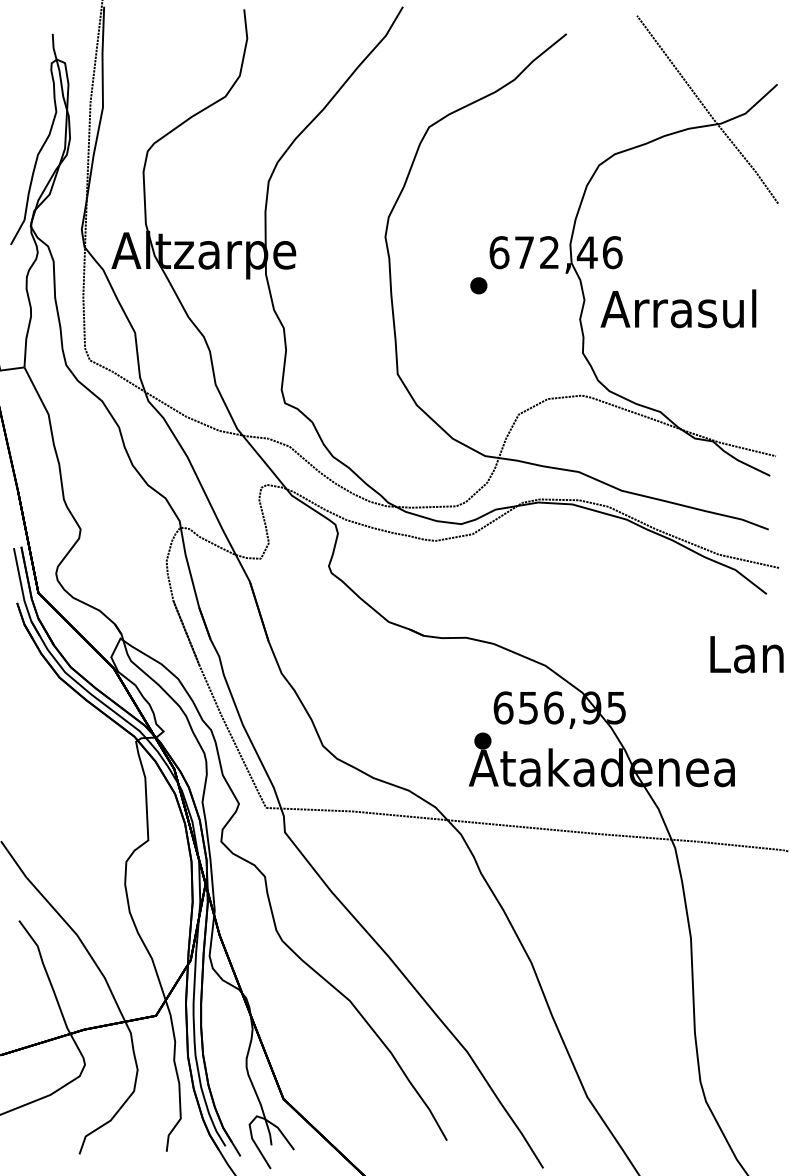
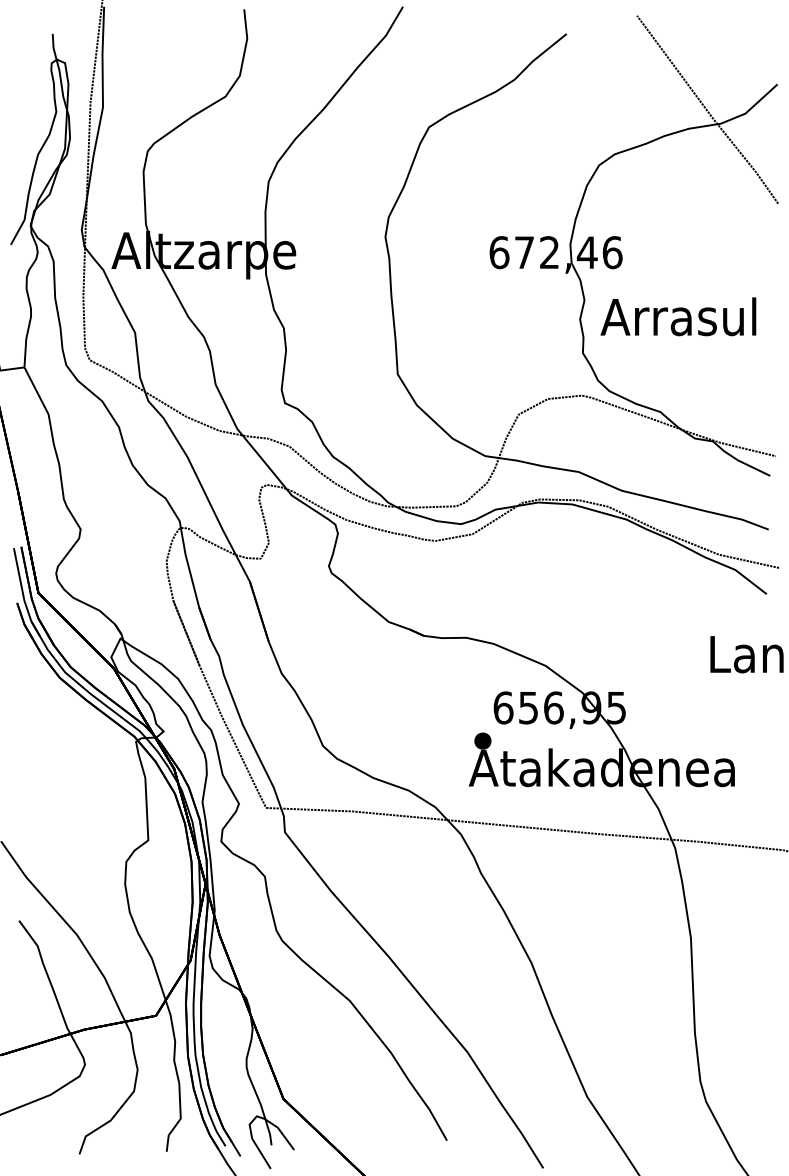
part: present -> none (478, 285)
text position: (678, 308) -> (678, 316) (678, 316)
